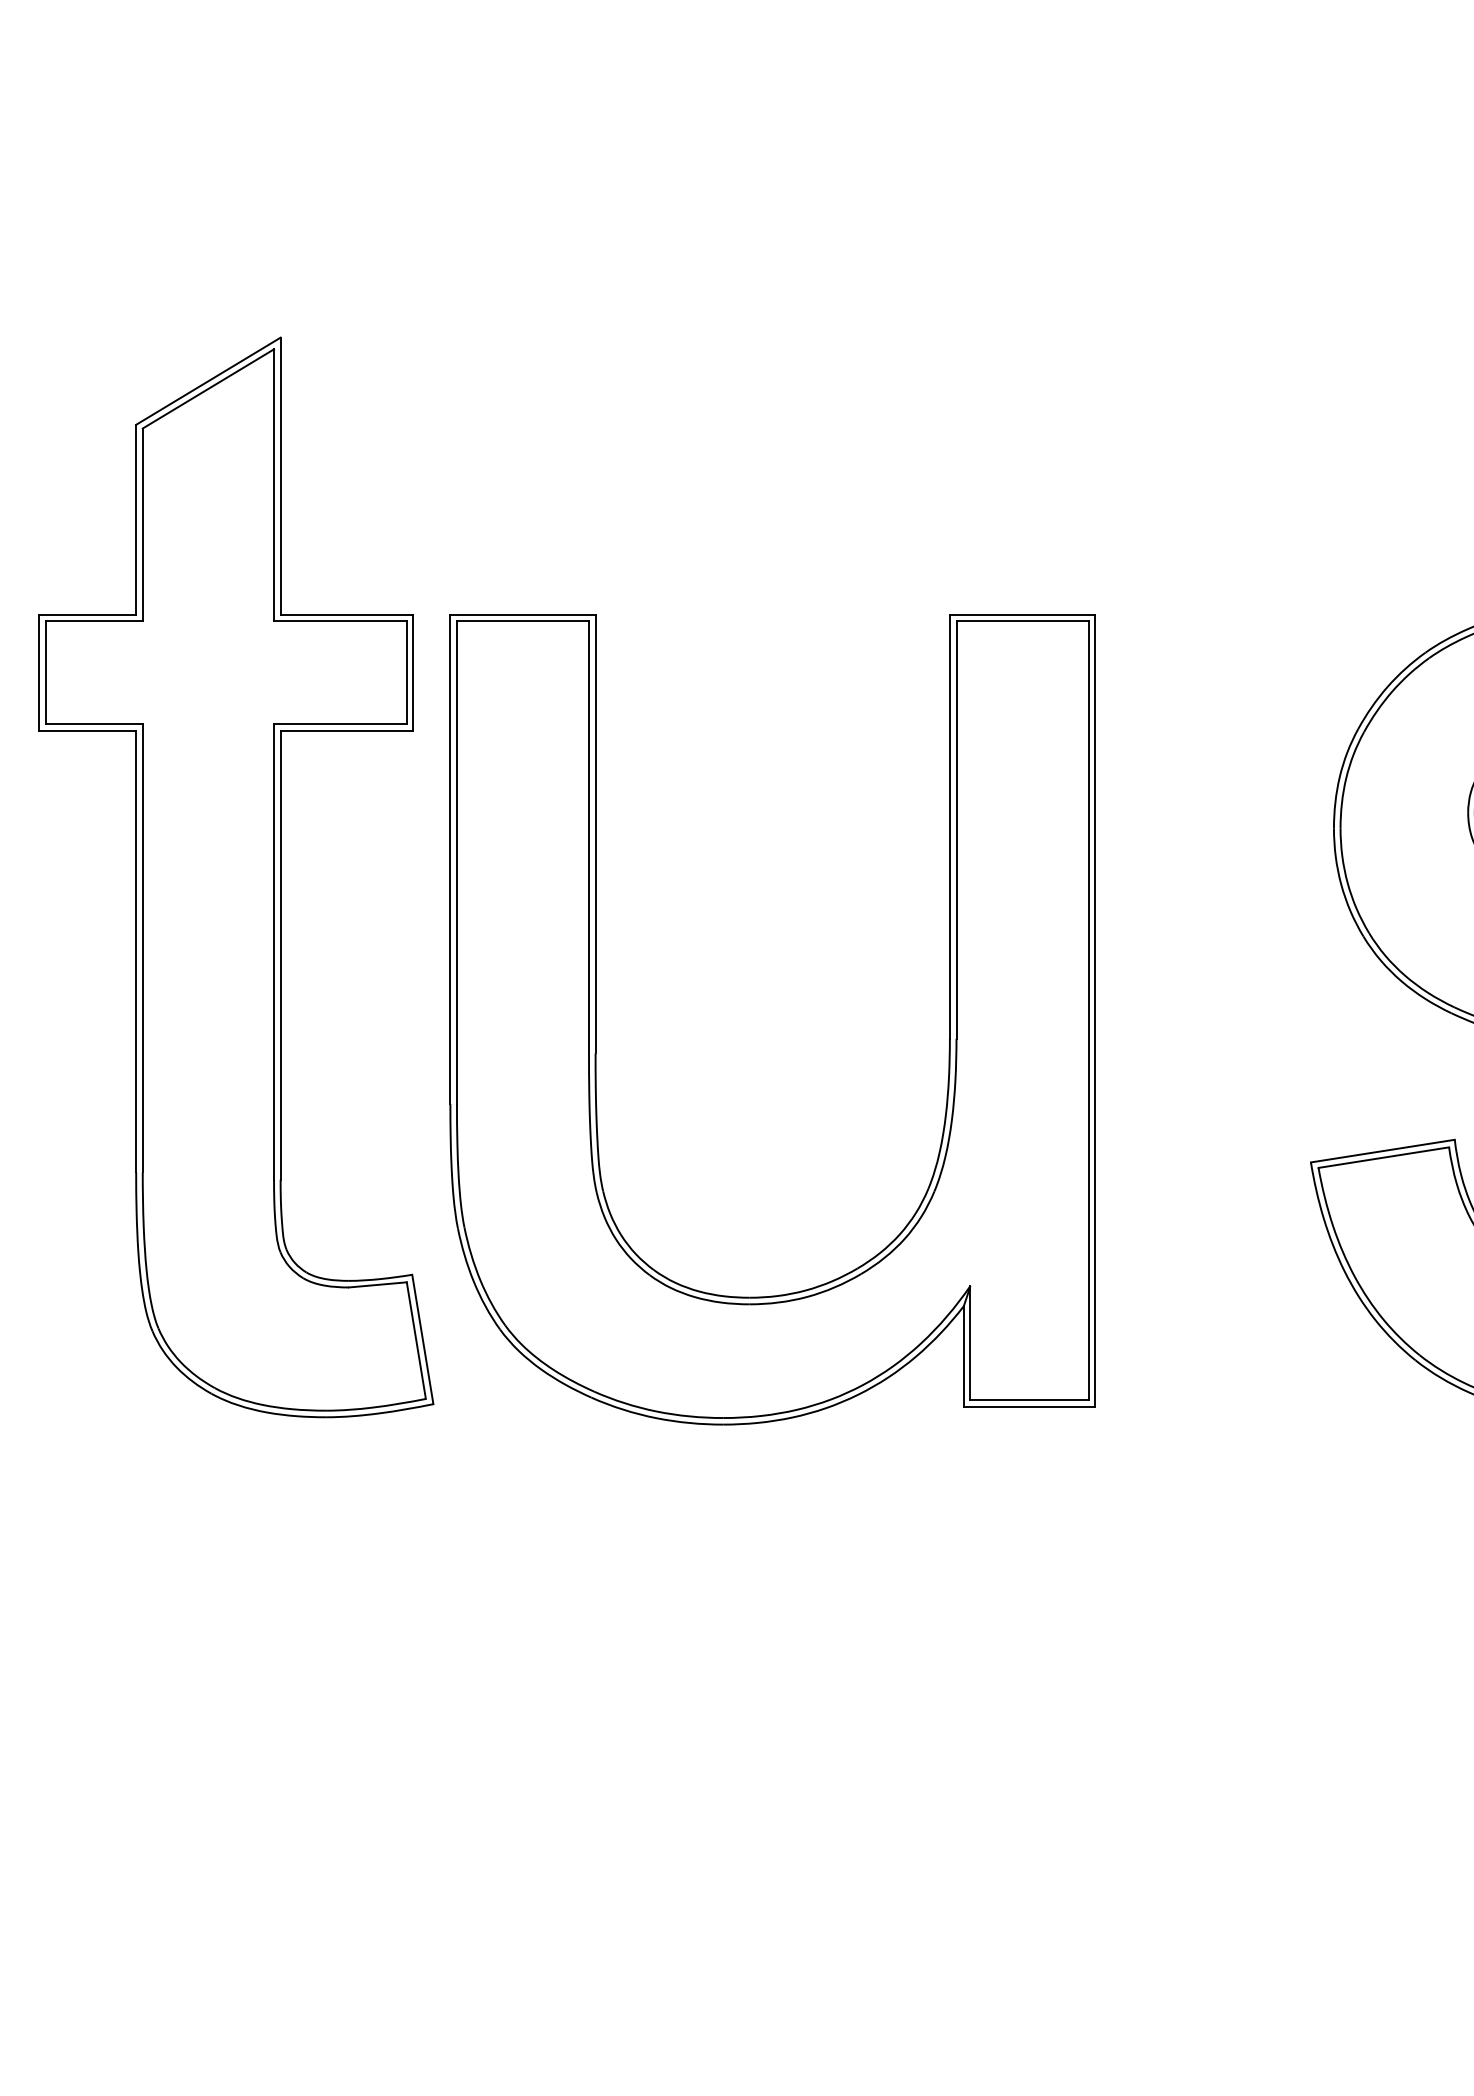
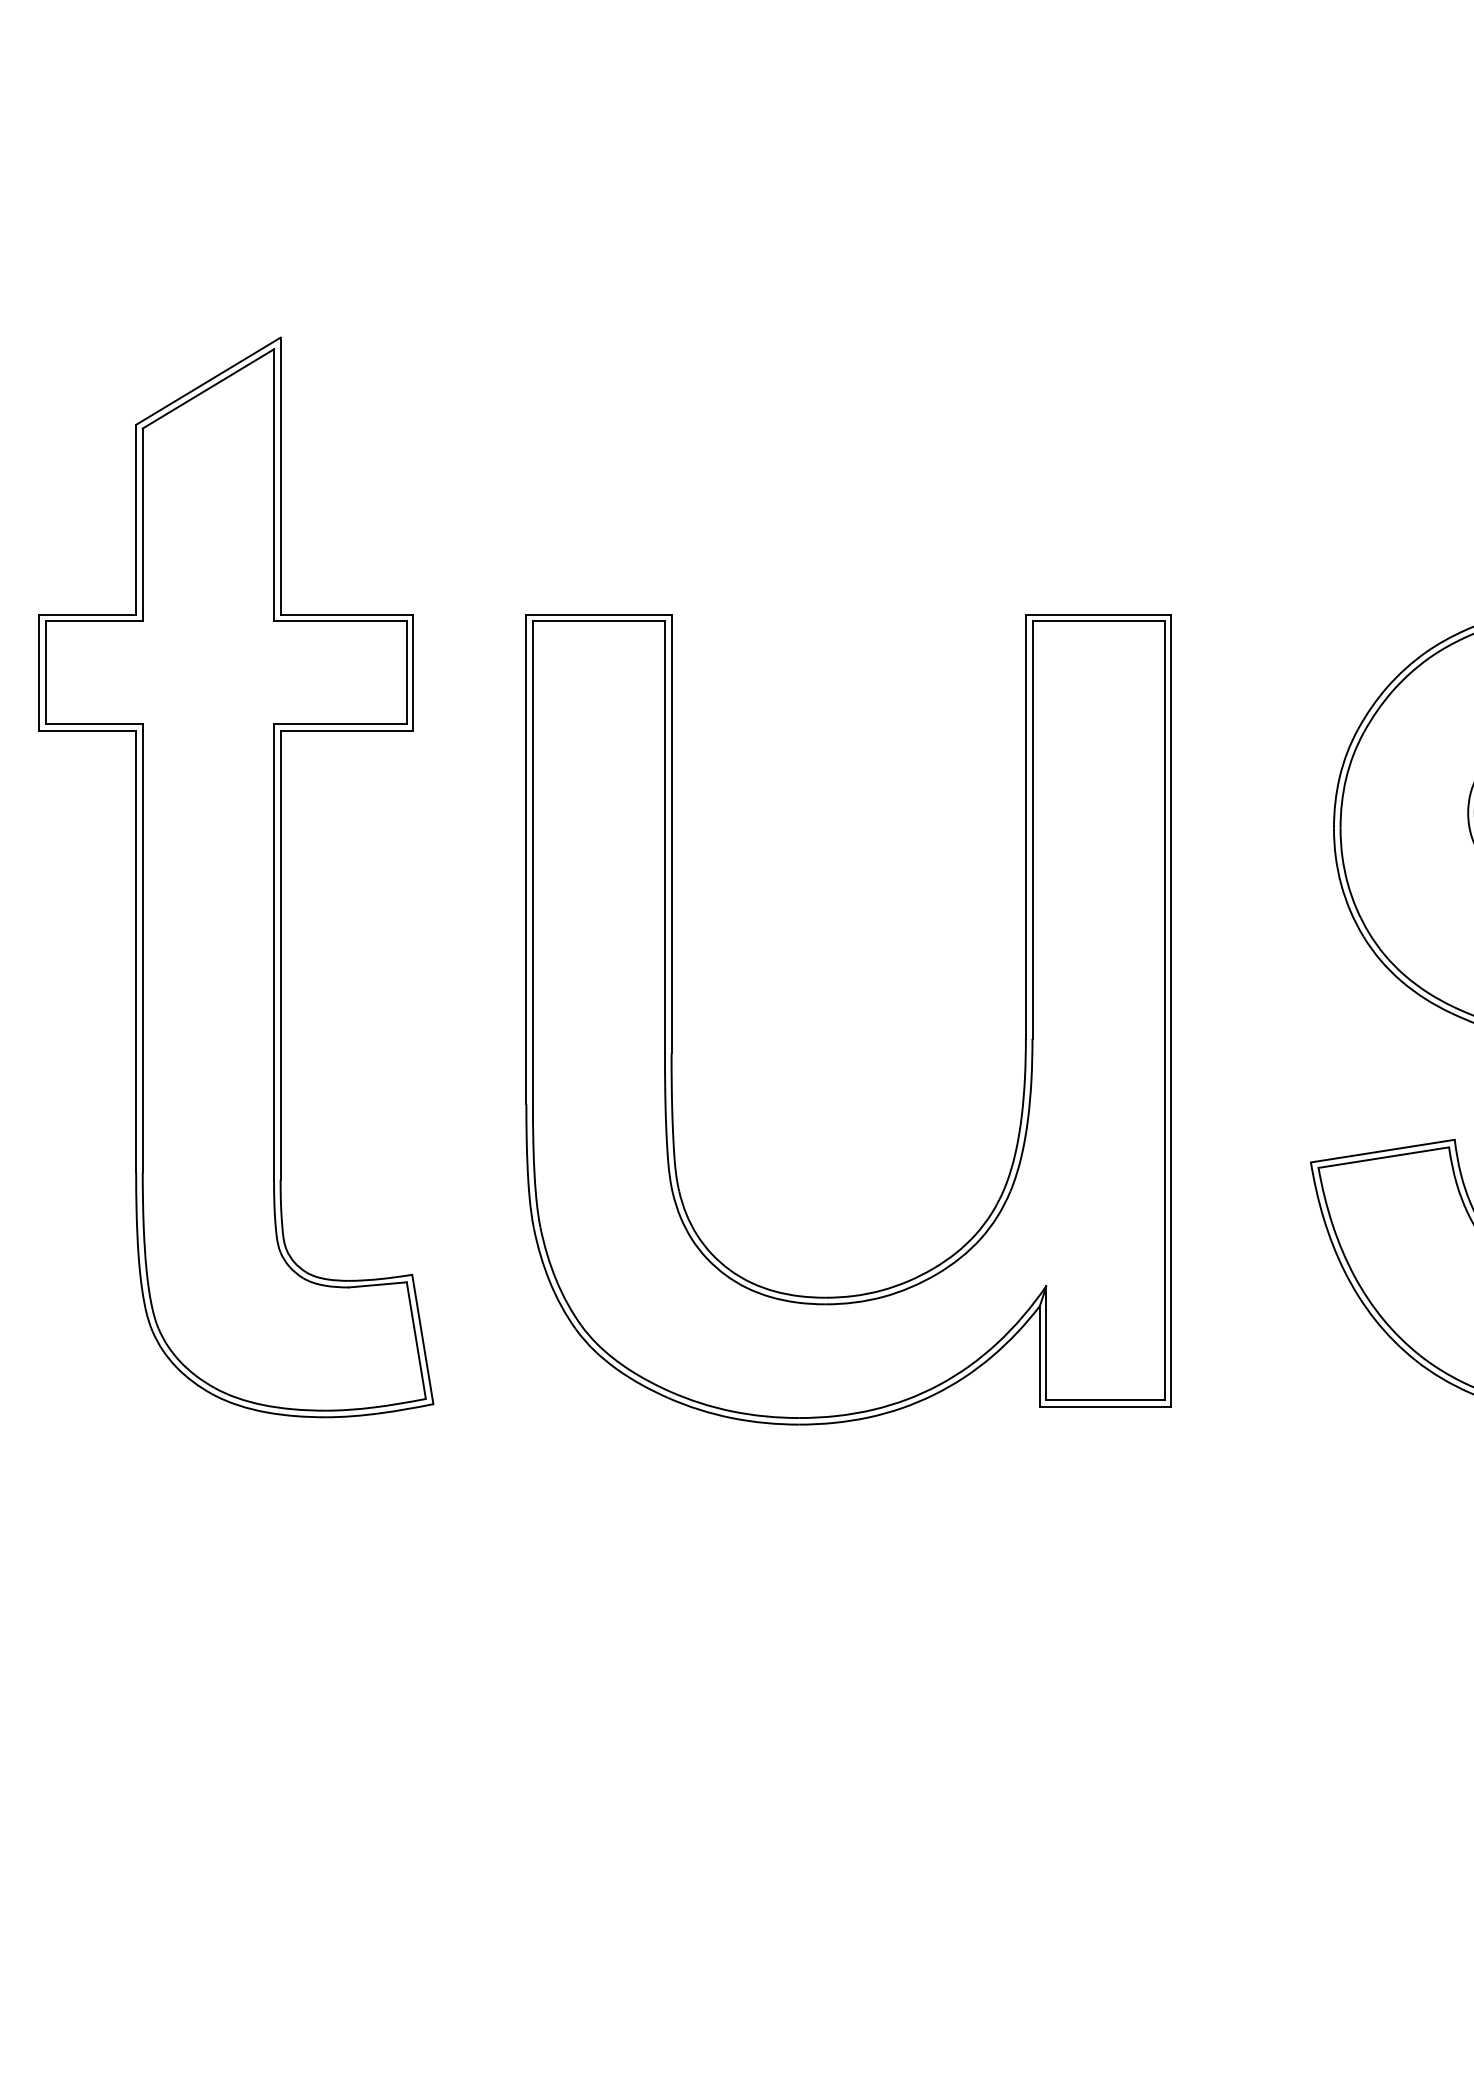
part position: (596, 1019) -> (672, 1019) (672, 1019)
